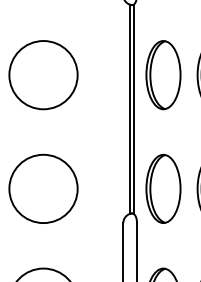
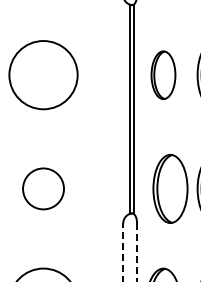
part size: 37x71 px -> 27x50 px (163, 74)
circle diameter: 68 px -> 41 px (43, 188)
part position: (163, 188) -> (170, 188) (170, 188)
line: solid -> dashed (123, 251)
line: solid -> dashed (137, 252)
